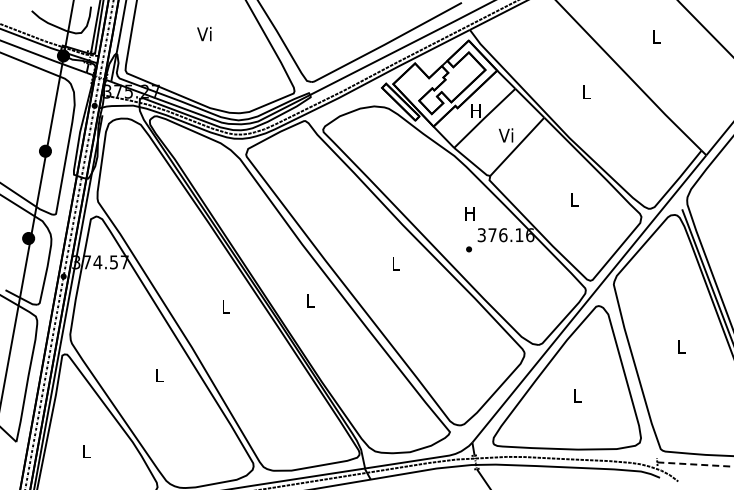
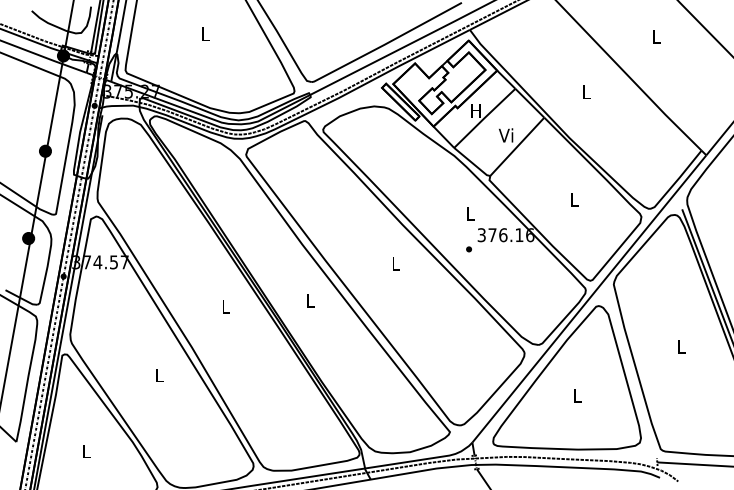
text: Vi -> L (204, 33)
text: H -> L (469, 213)
line: dashed -> solid (695, 464)
